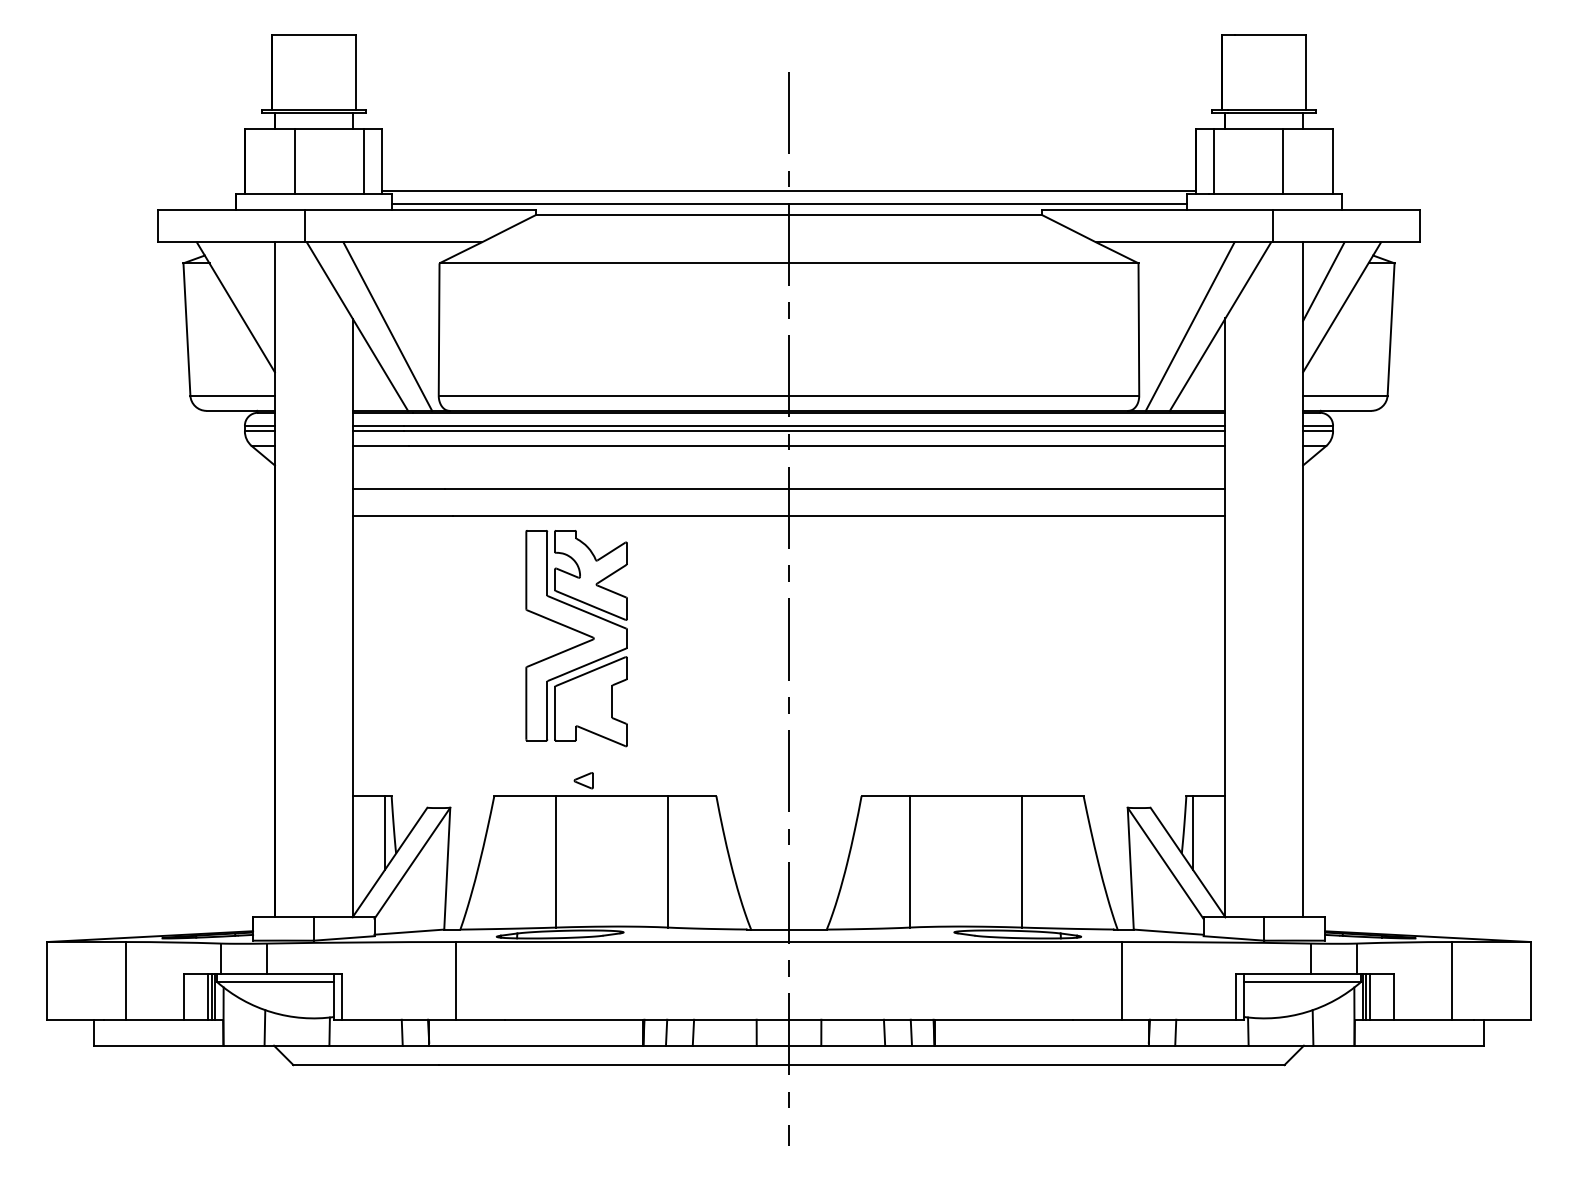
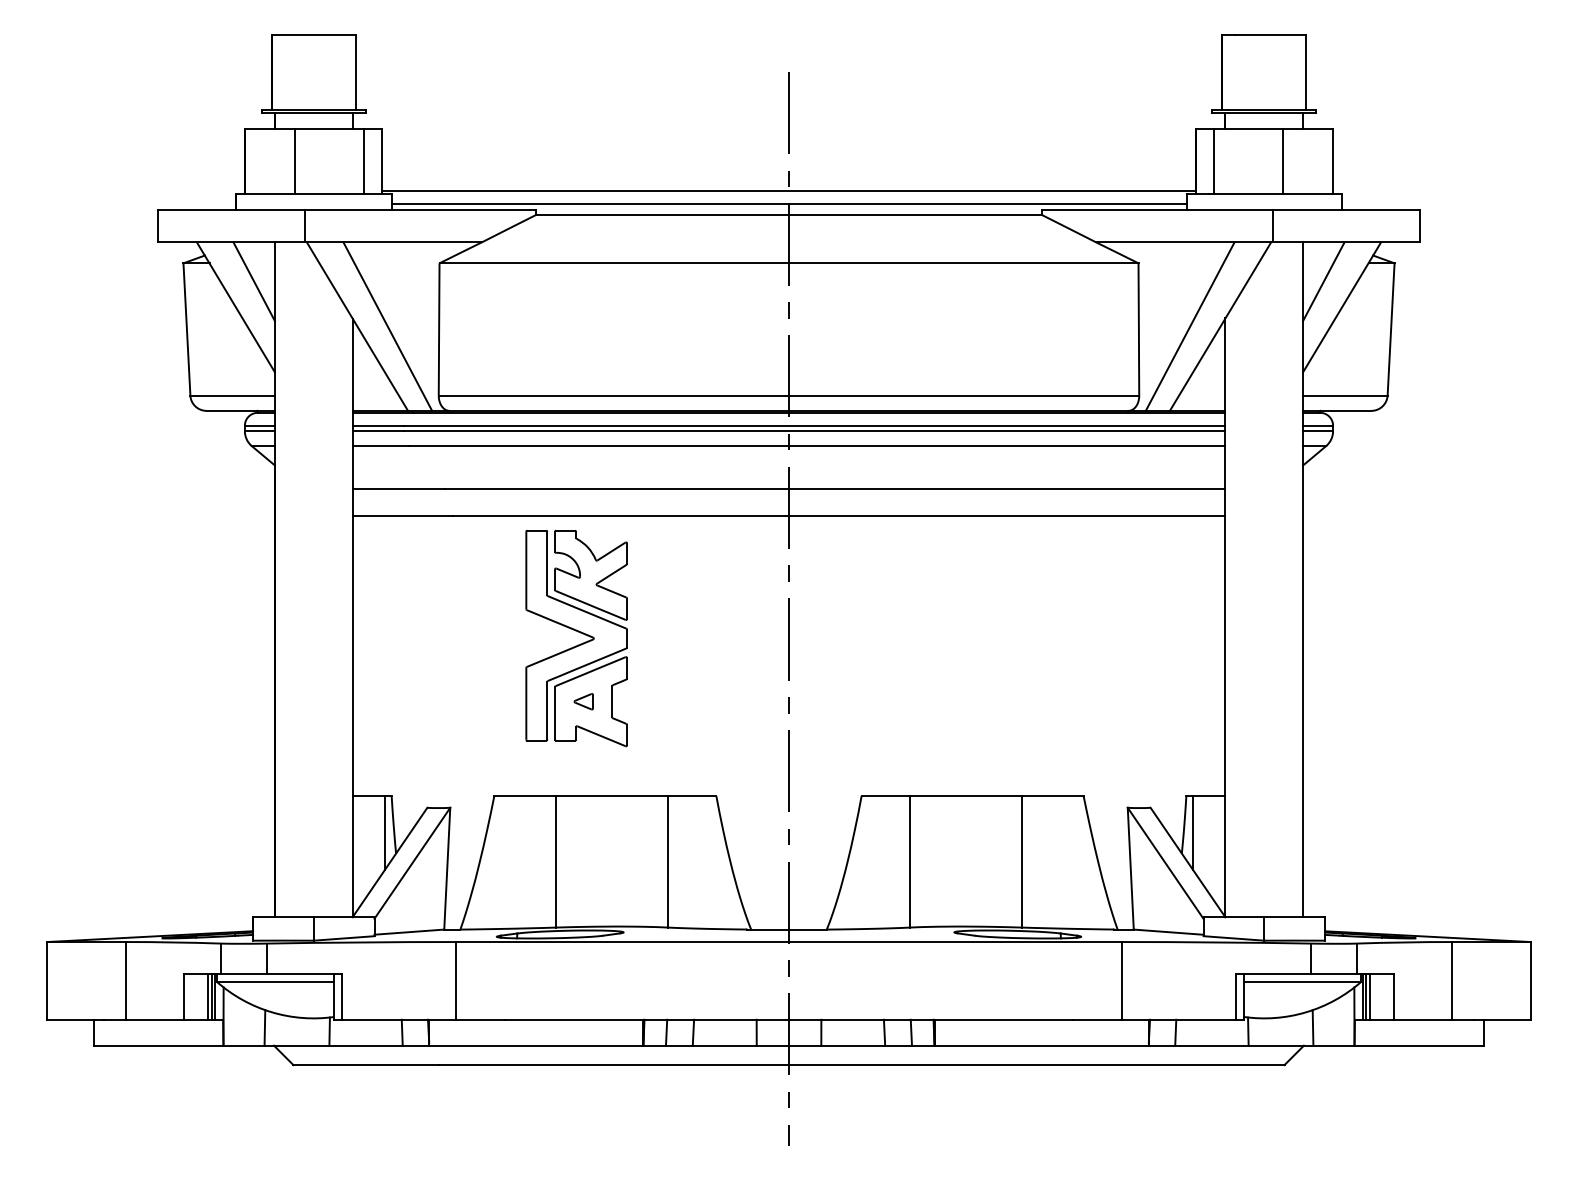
line: none -> present (253, 281)
part position: (583, 780) -> (583, 701) (583, 701)
